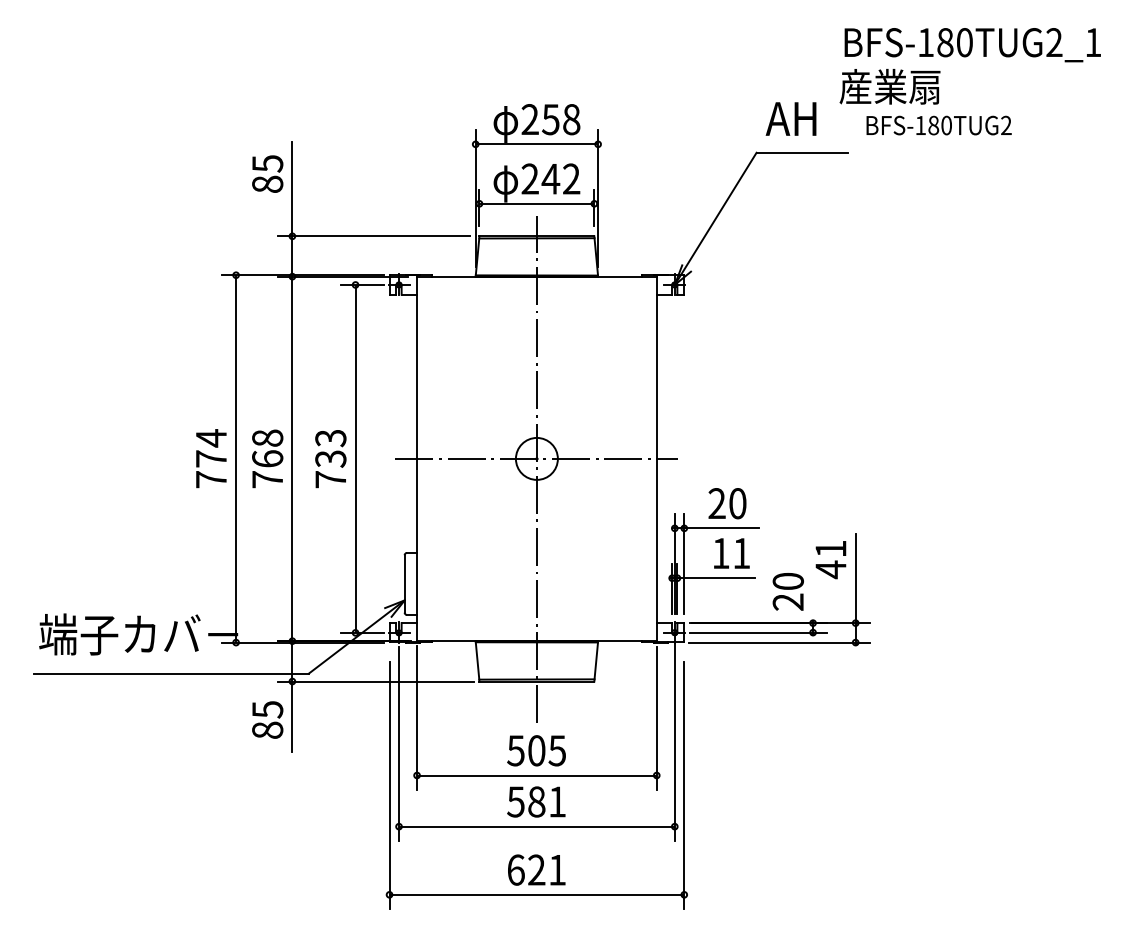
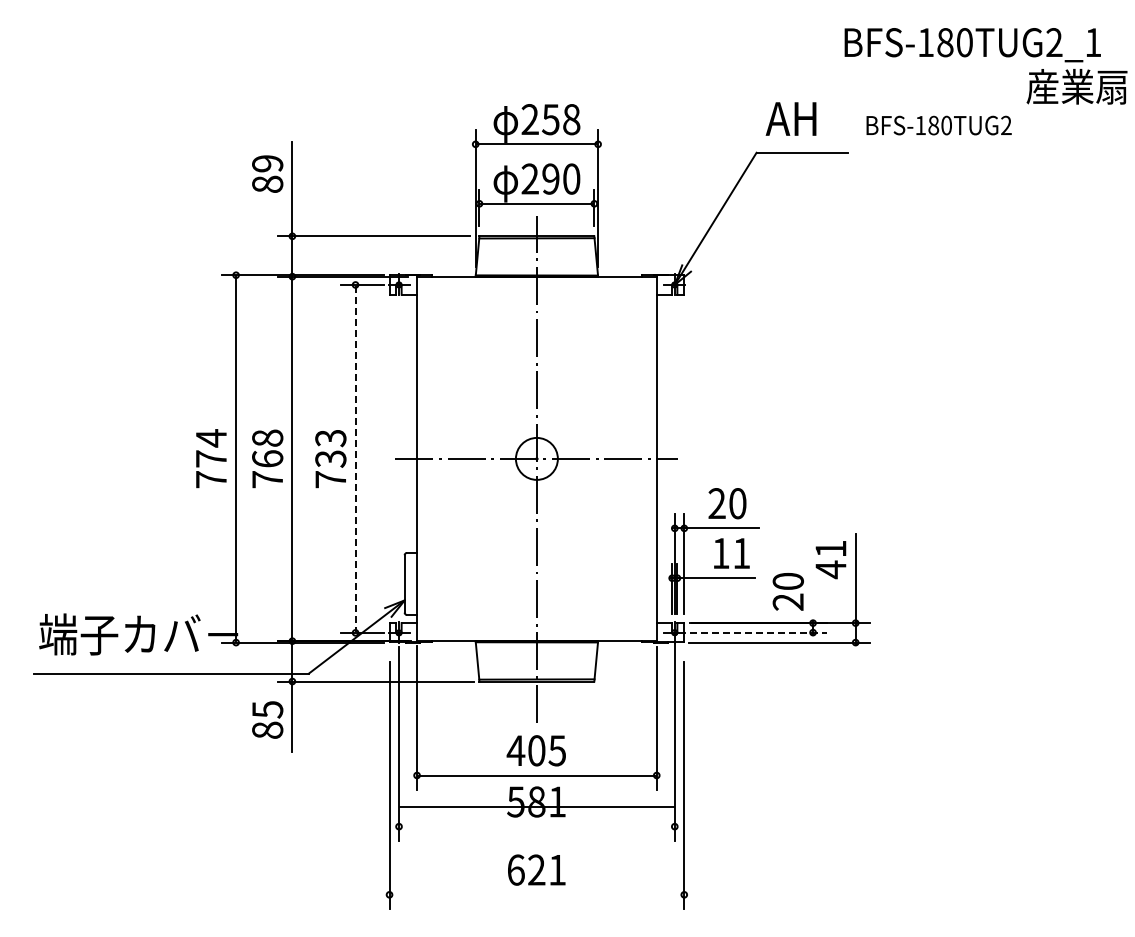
text position: (889, 86) -> (1076, 86) (1076, 86)
text: 85 -> 89 (267, 163)
text: 242 -> 290 (560, 178)
line: solid -> dashed (355, 459)
line: solid -> dashed (758, 632)
text: 505 -> 405 (515, 750)
line position: (536, 826) -> (536, 806) (536, 806)
line: present -> none (536, 894)
